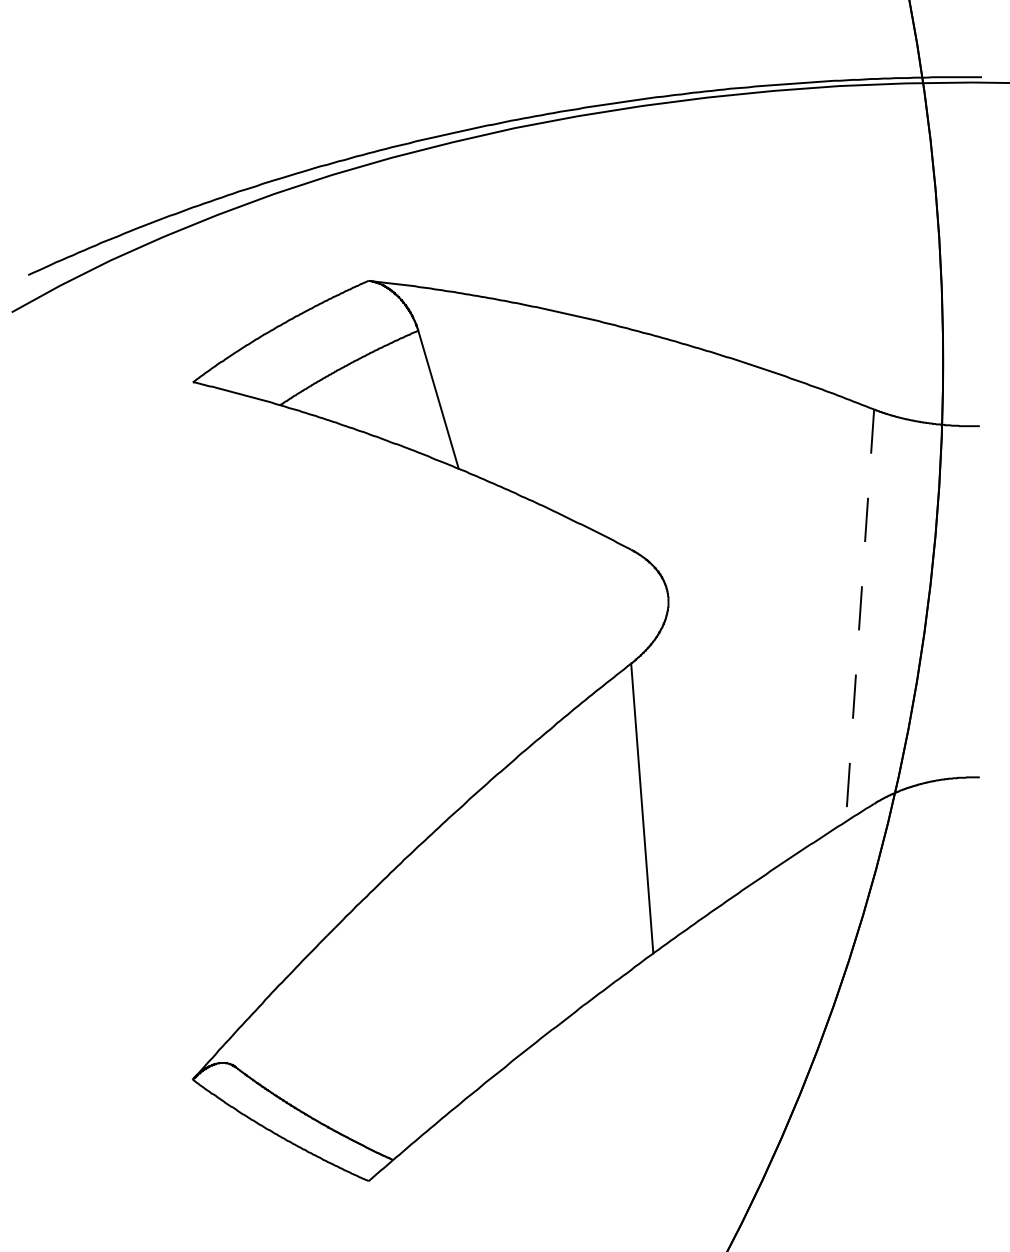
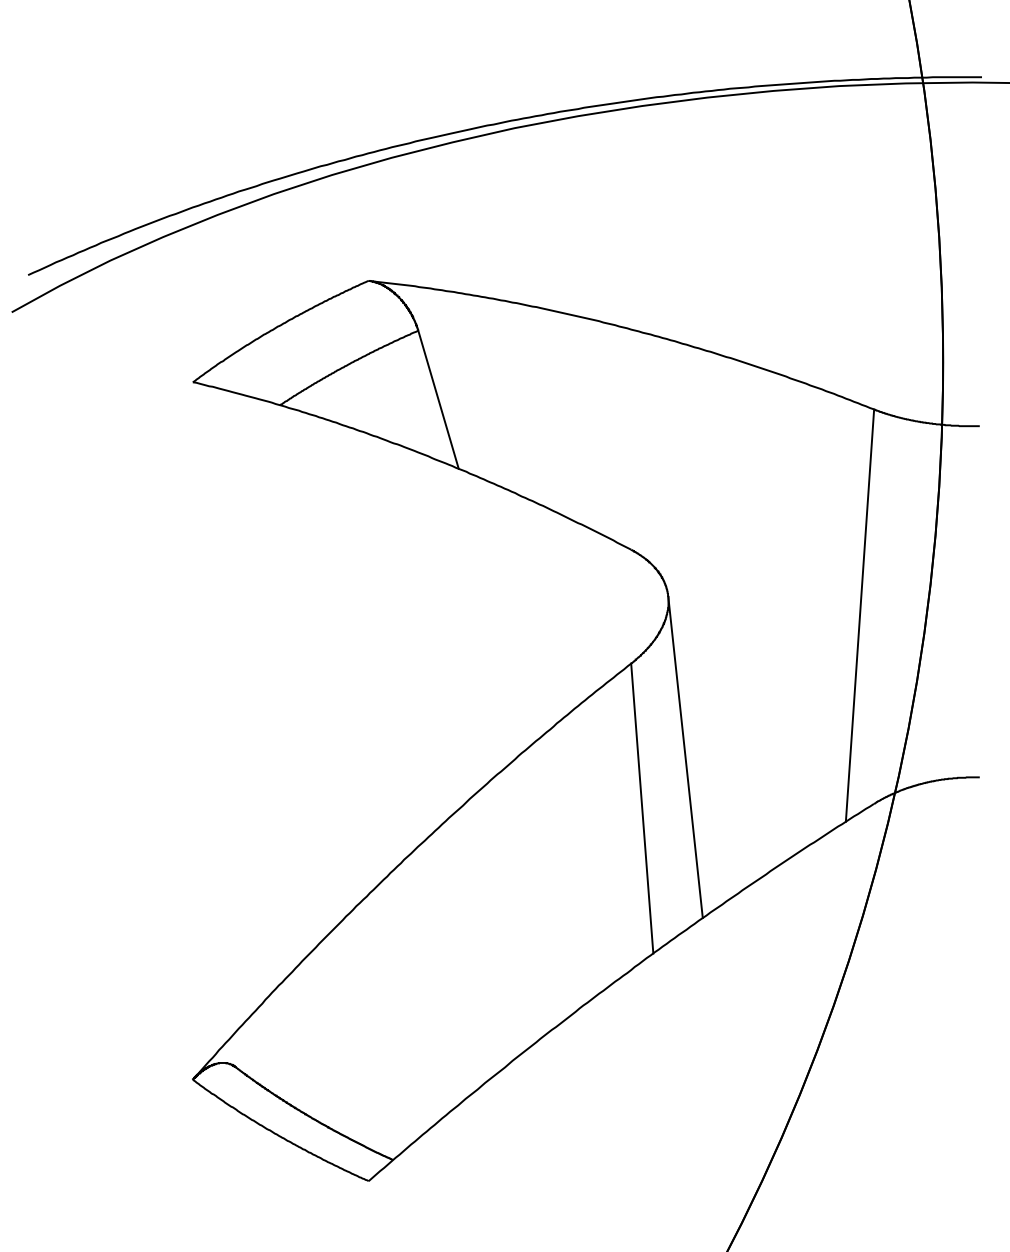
line: dashed -> solid (860, 615)
line: none -> present (685, 757)
